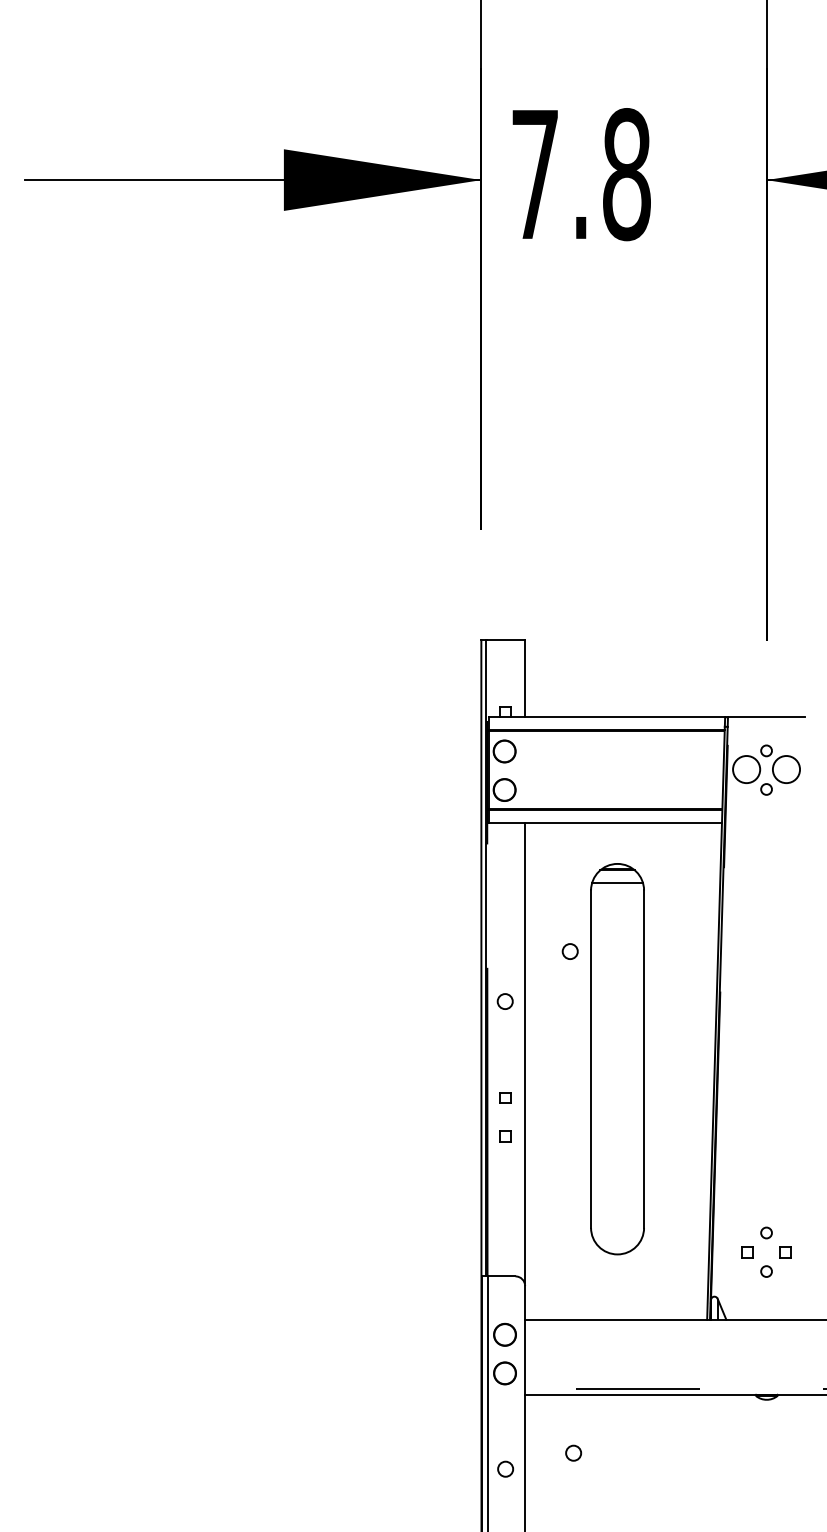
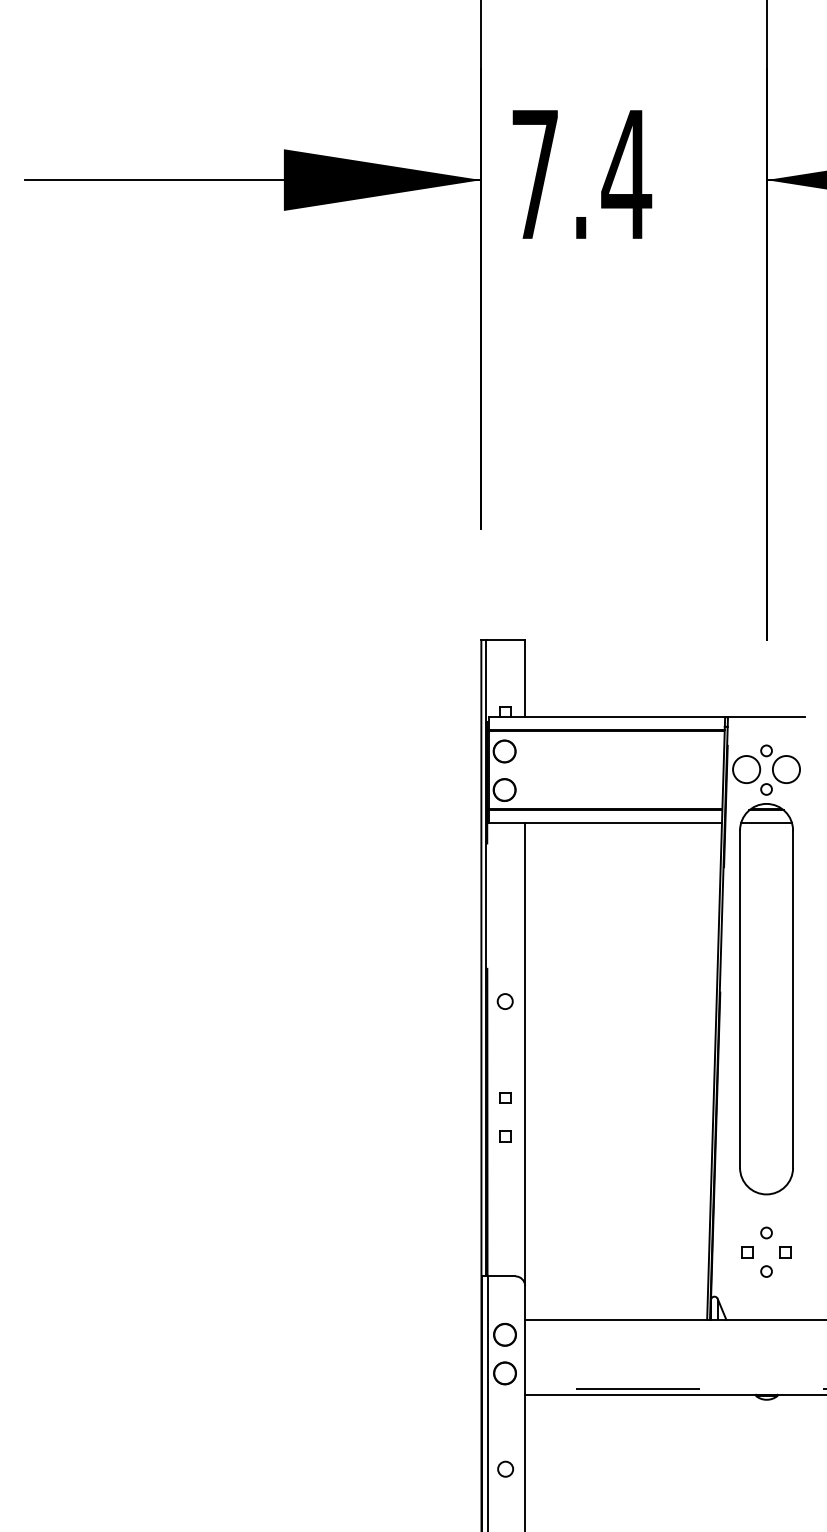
text: 7.8 -> 7.4 (626, 174)
circle: present -> none (569, 951)
part position: (617, 1059) -> (766, 999) (766, 999)
circle: present -> none (573, 1452)
